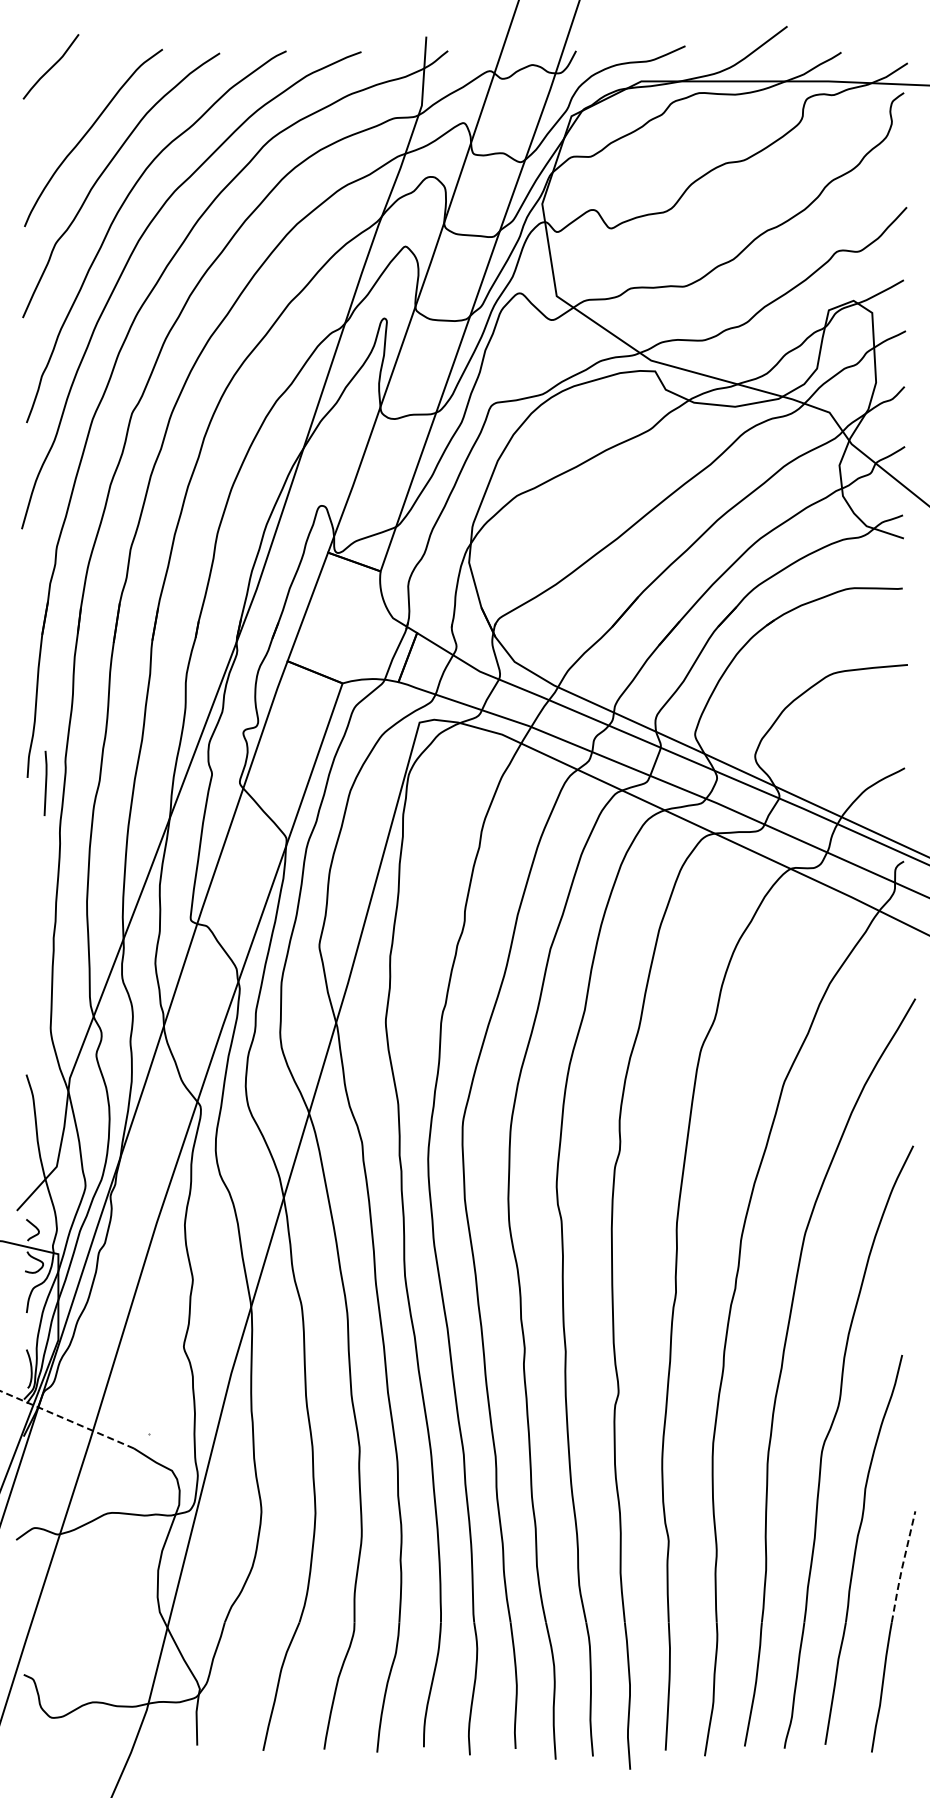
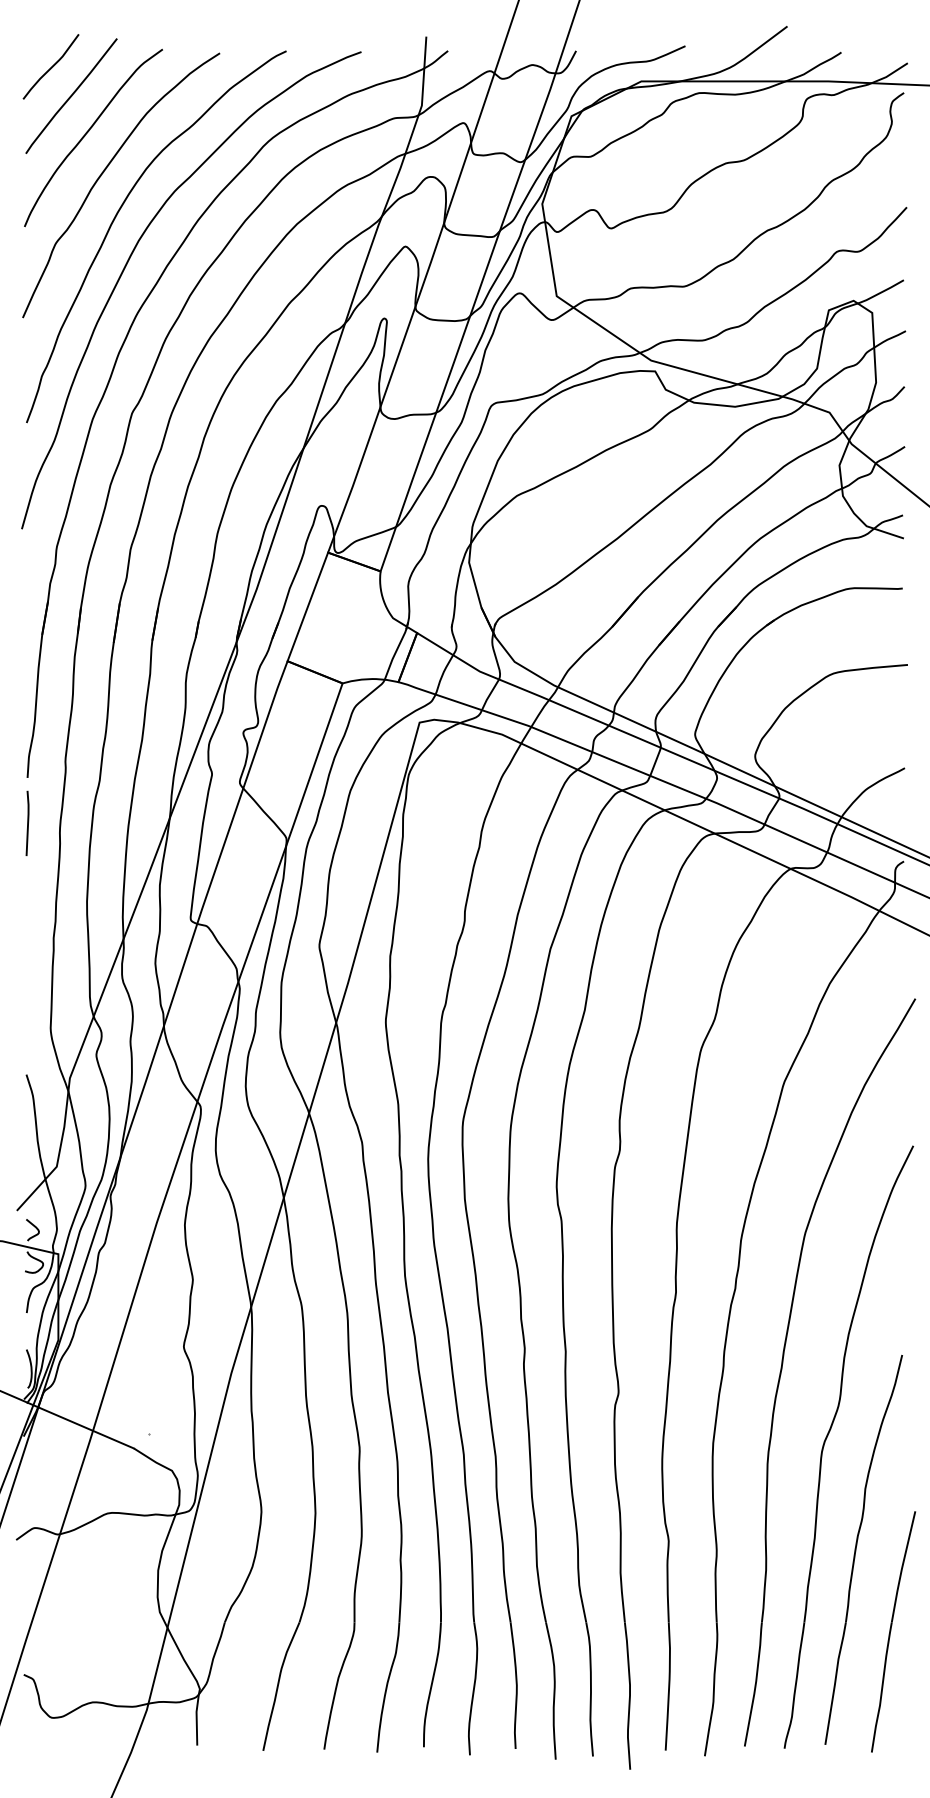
curve: none -> present (71, 95)
line position: (45, 782) -> (27, 822) (27, 822)
line: dashed -> solid (67, 1419)
line: dashed -> solid (902, 1567)
